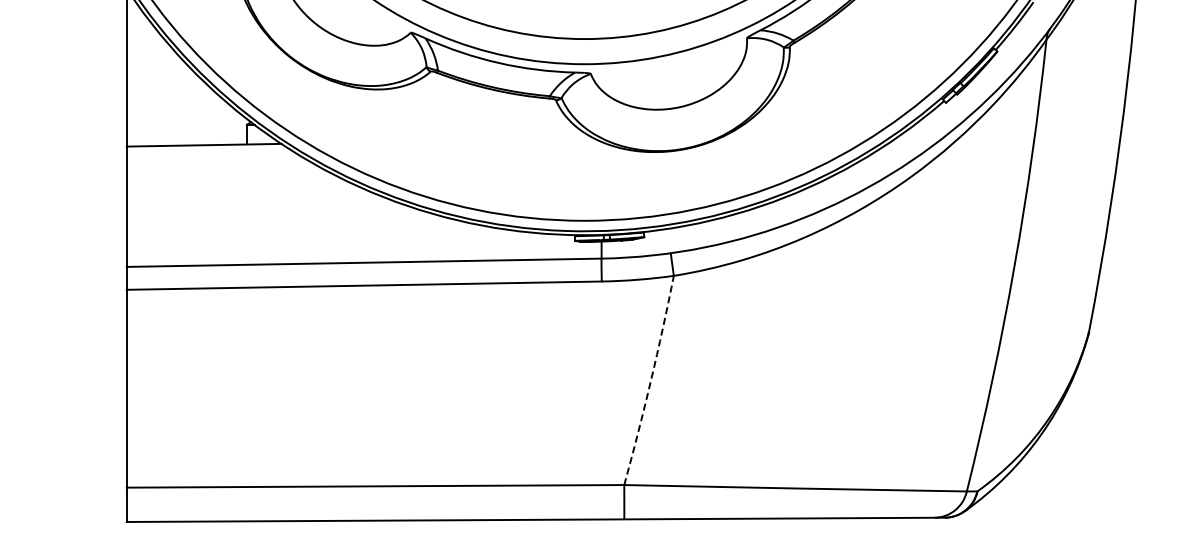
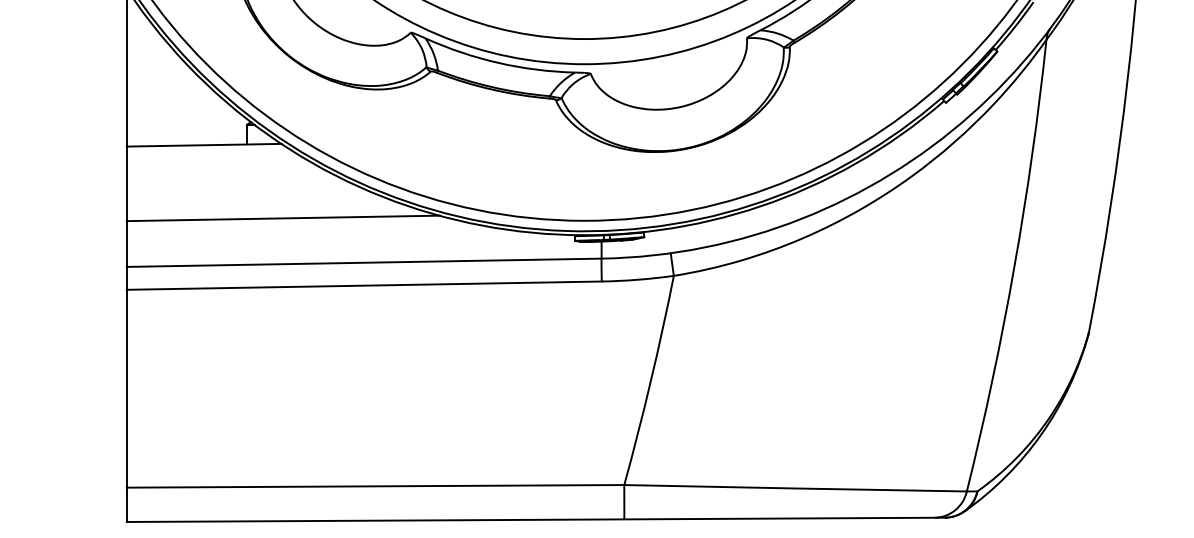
line: none -> present (282, 218)
arc: dashed -> solid (650, 380)
